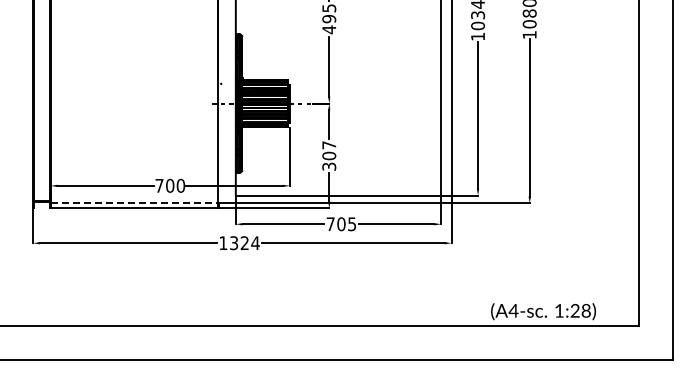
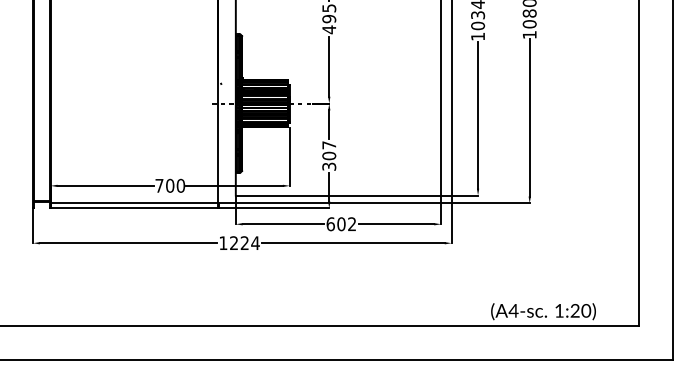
line: dashed -> solid (134, 203)
text: 705 -> 602 (341, 224)
text: 1324 -> 1224 (234, 243)
text: 1:28) -> 1:20) (586, 311)
